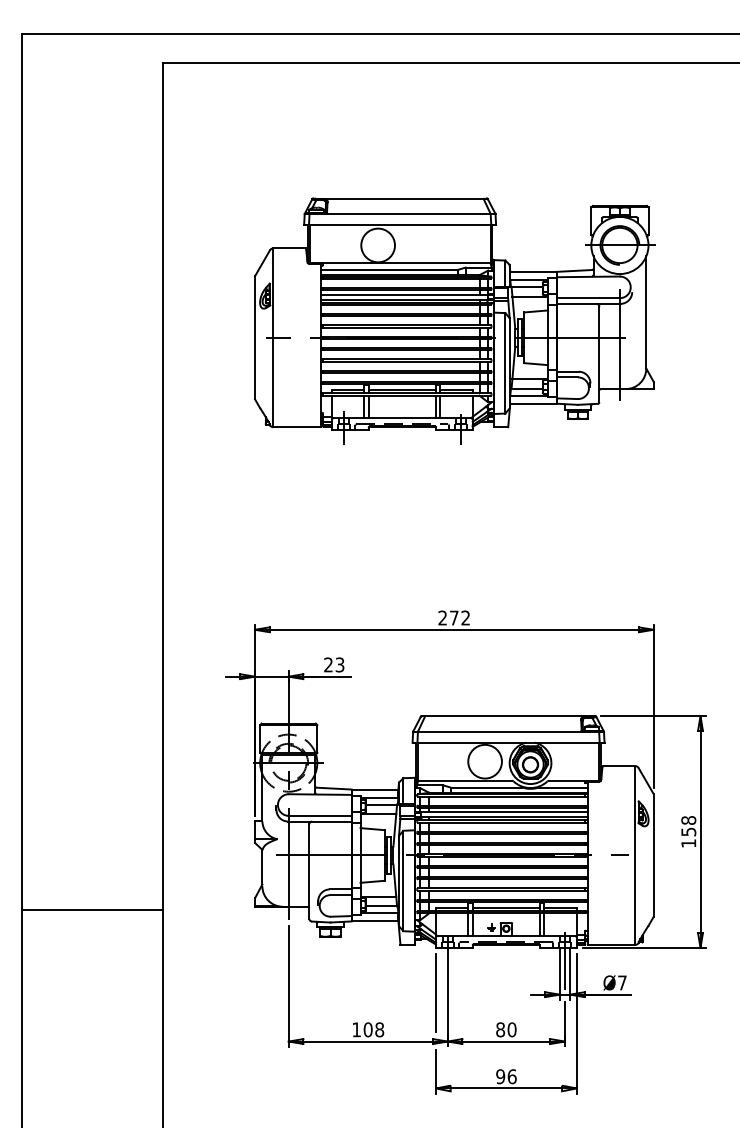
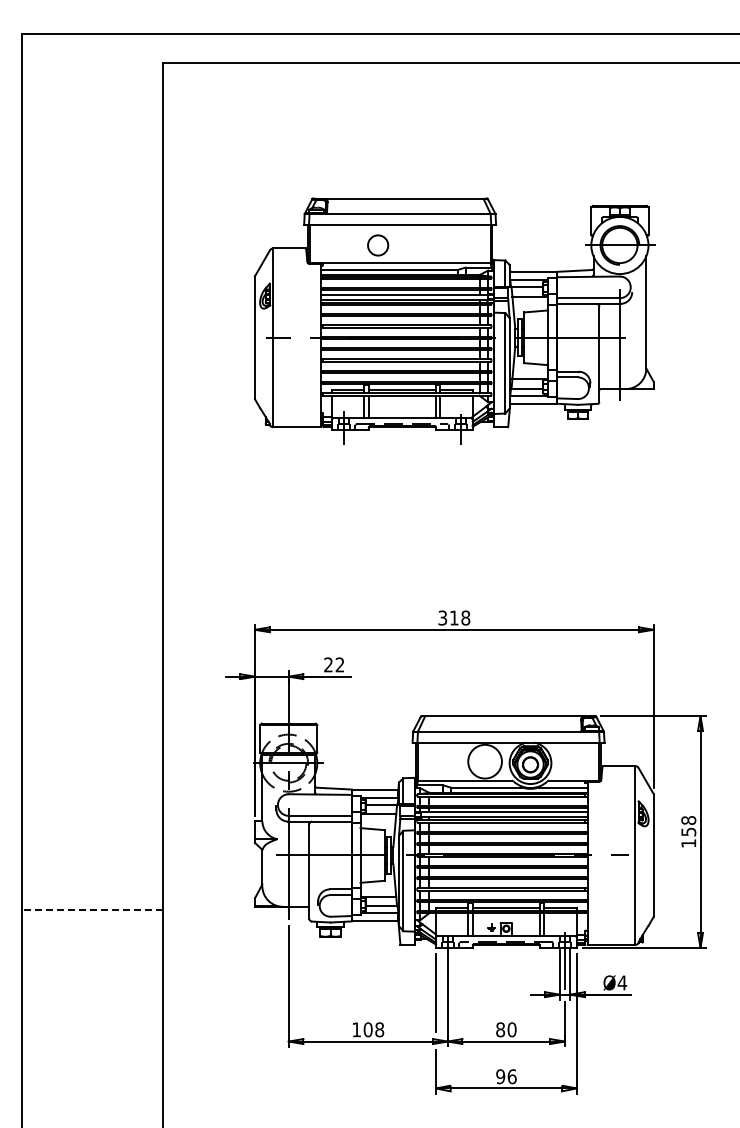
circle diameter: 34 px -> 20 px (378, 245)
text: 272 -> 318 (454, 617)
text: 23 -> 22 (339, 664)
line: solid -> dashed (91, 910)
text: 7 -> 4 (622, 982)
